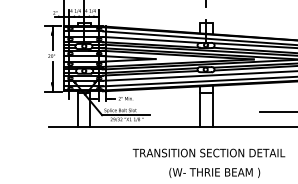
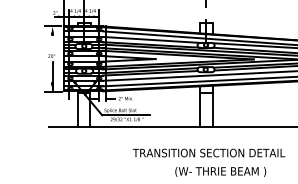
line: present -> none (52, 38)
line: present -> none (276, 112)
text position: (214, 172) -> (220, 171) (220, 171)
